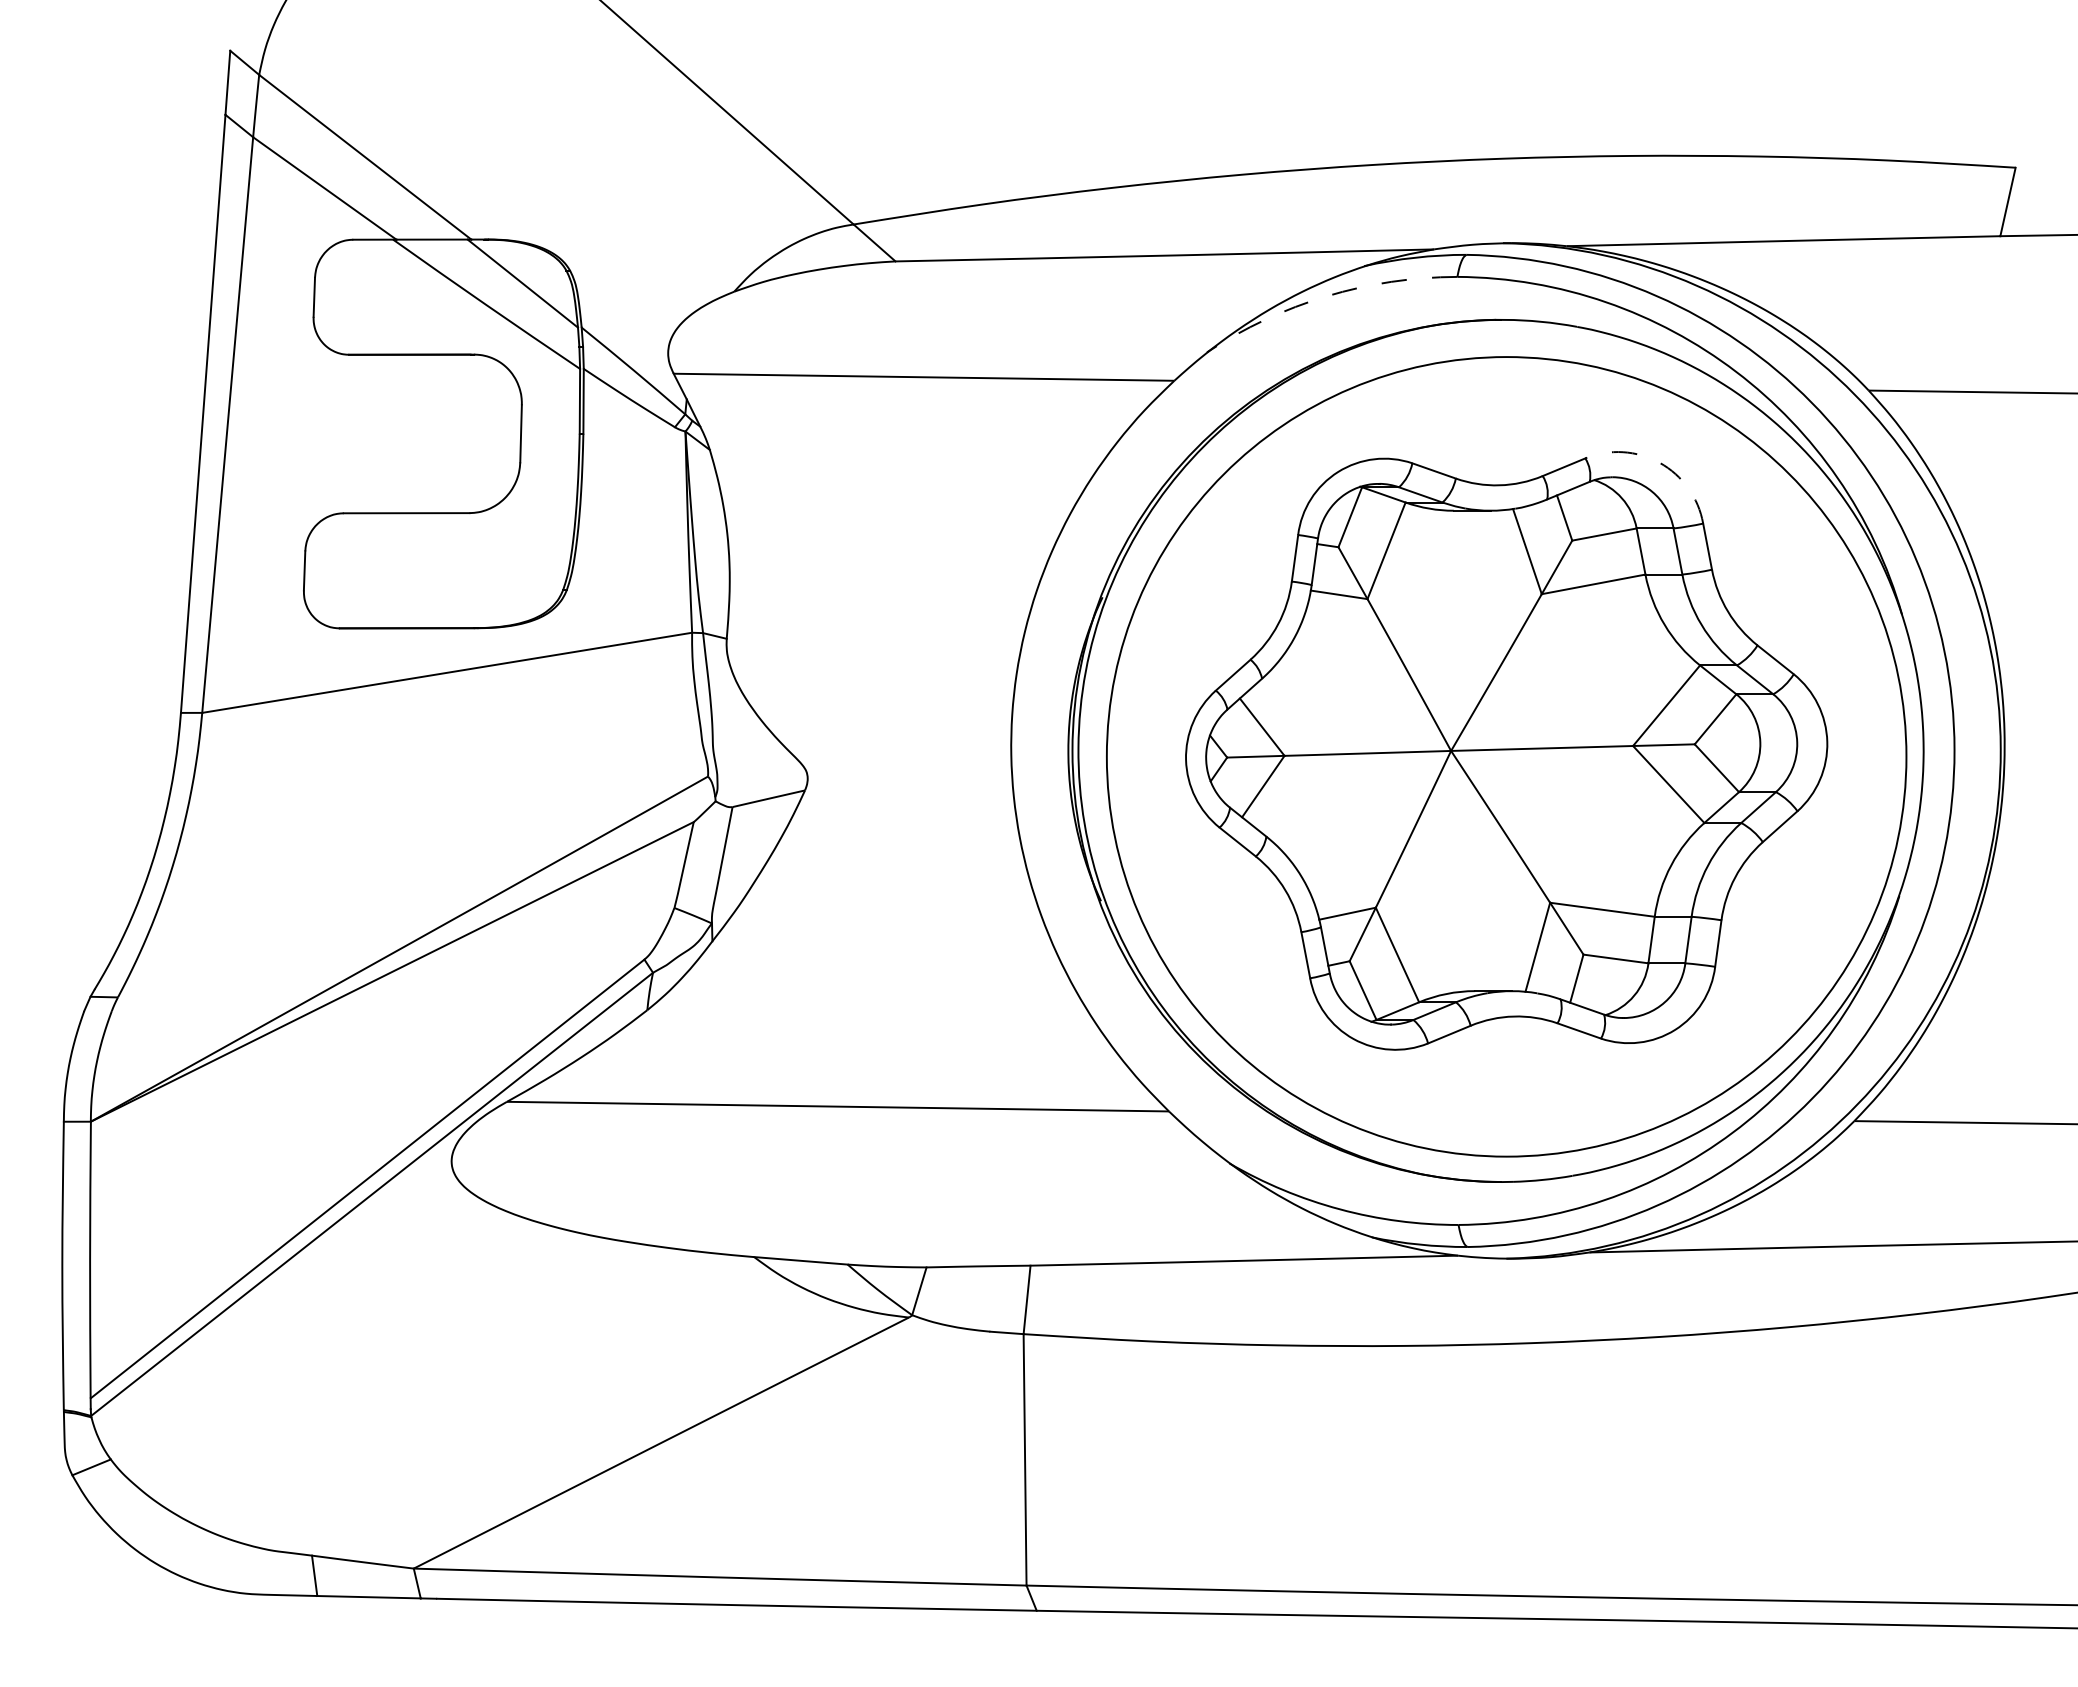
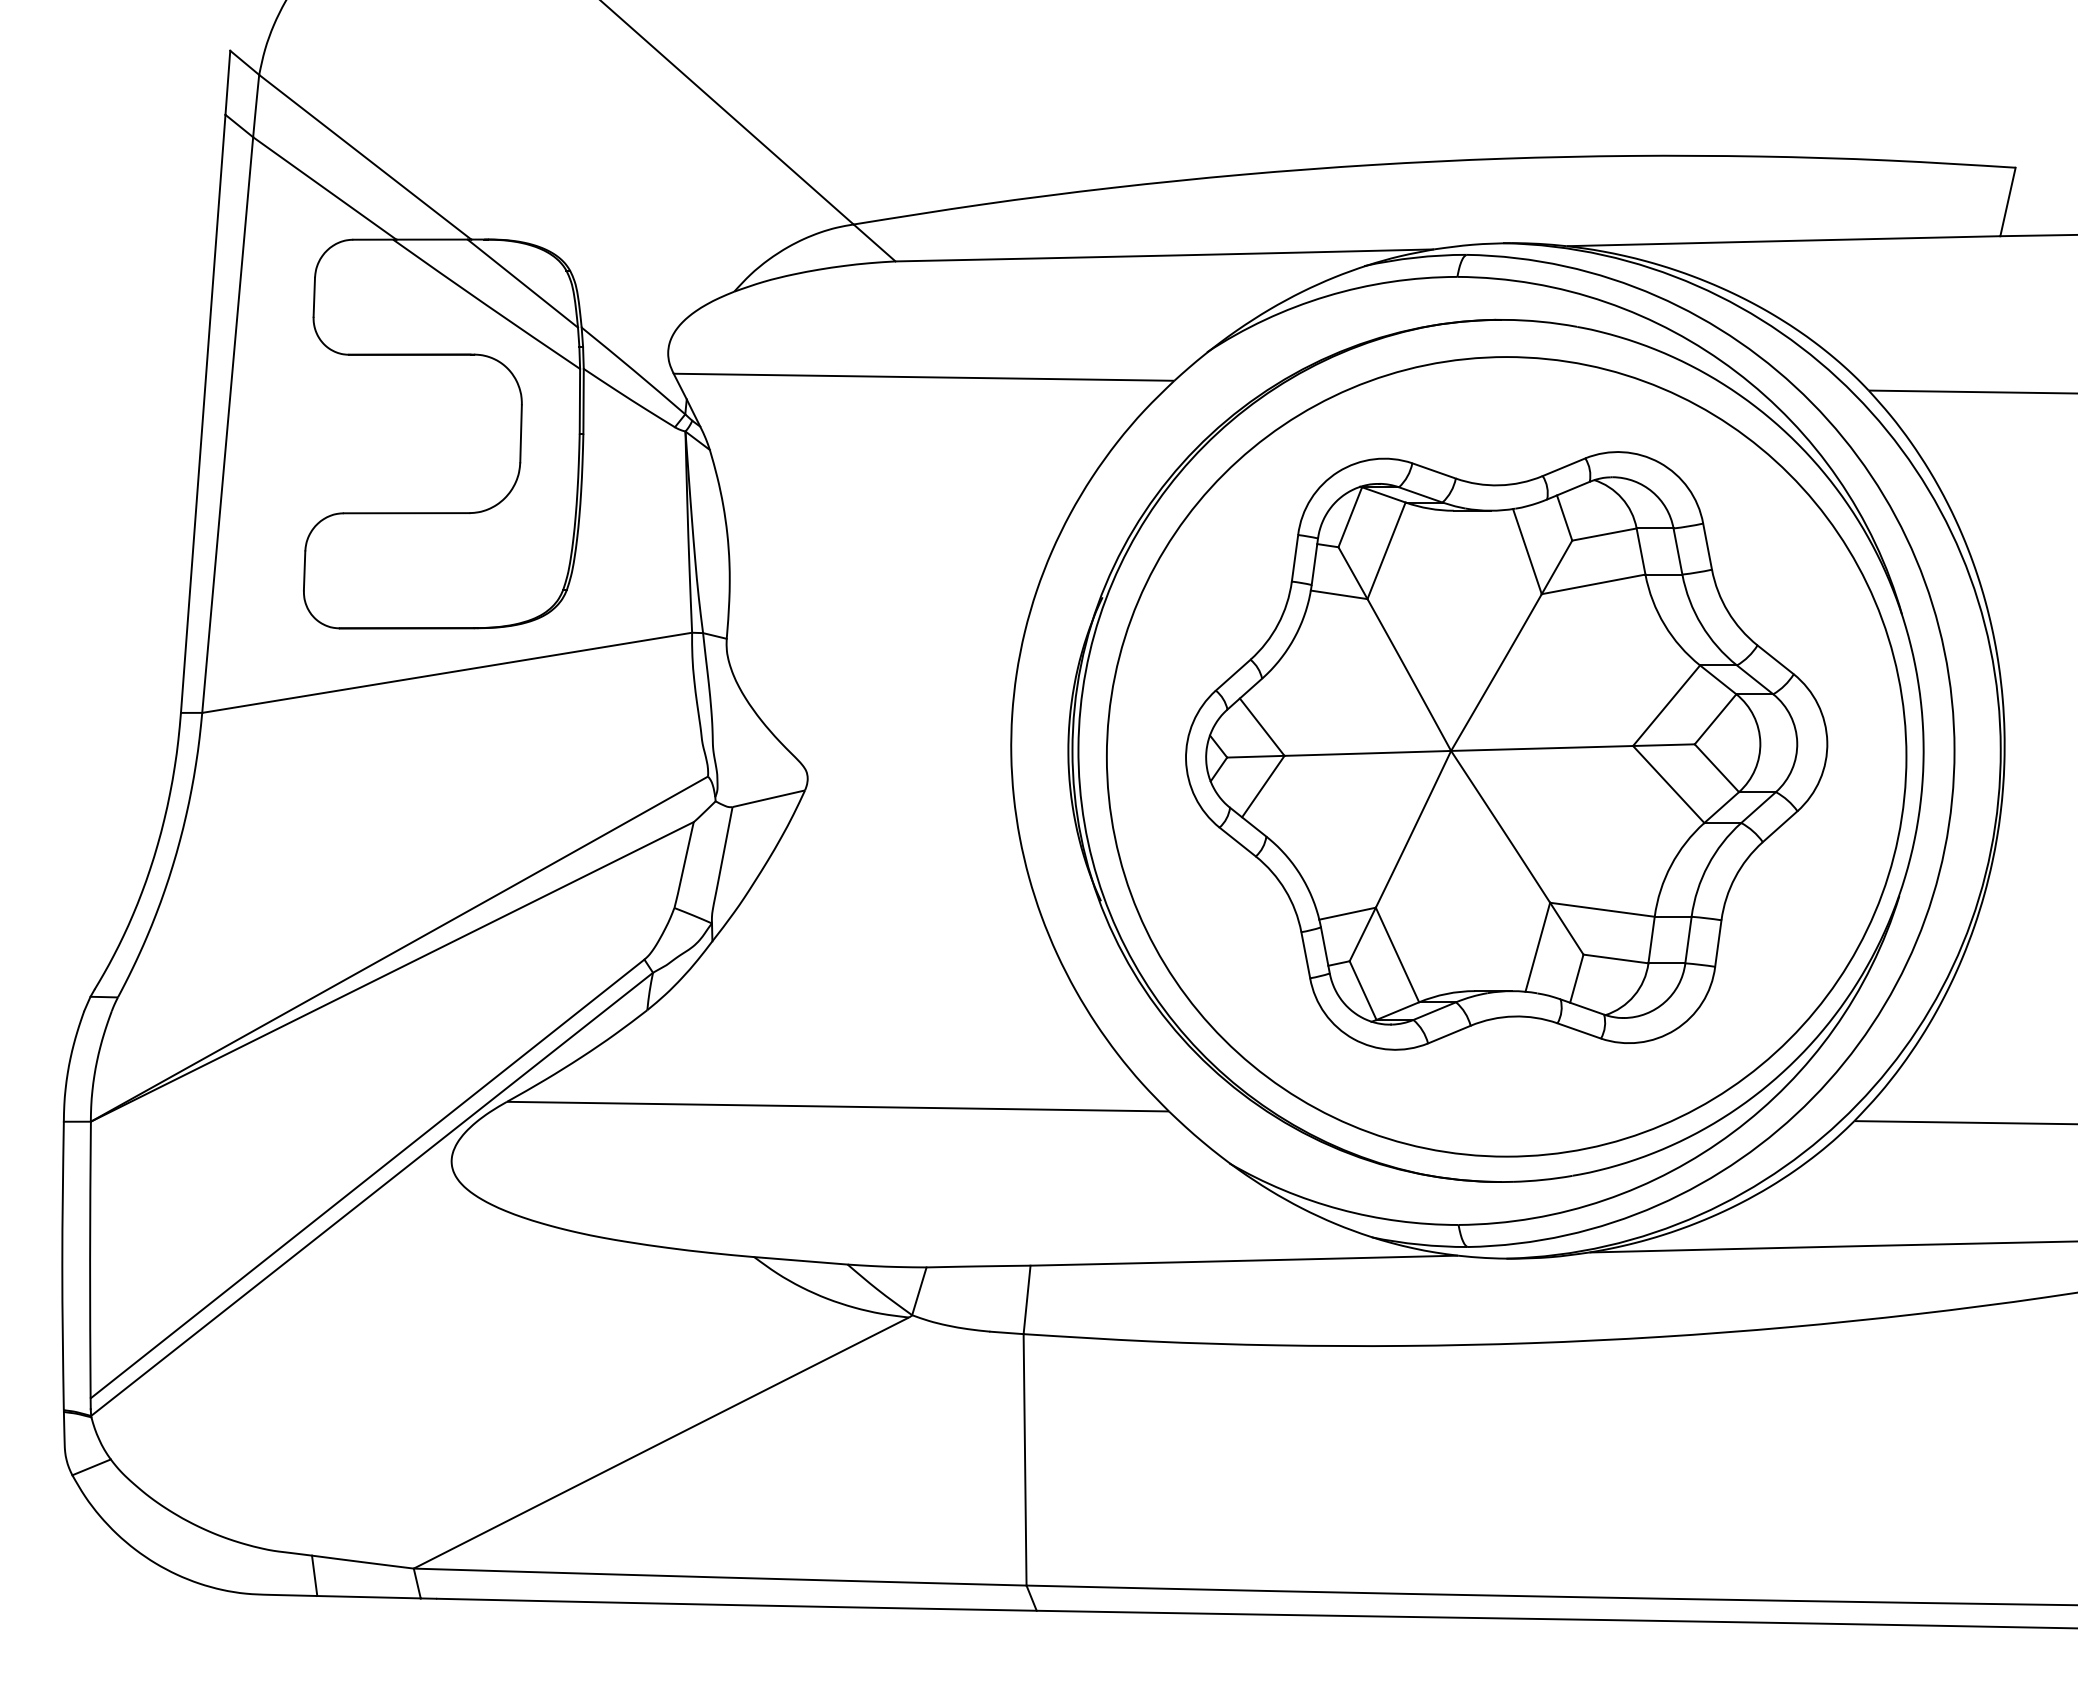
arc: dashed -> solid (1326, 296)
arc: dashed -> solid (1659, 462)
